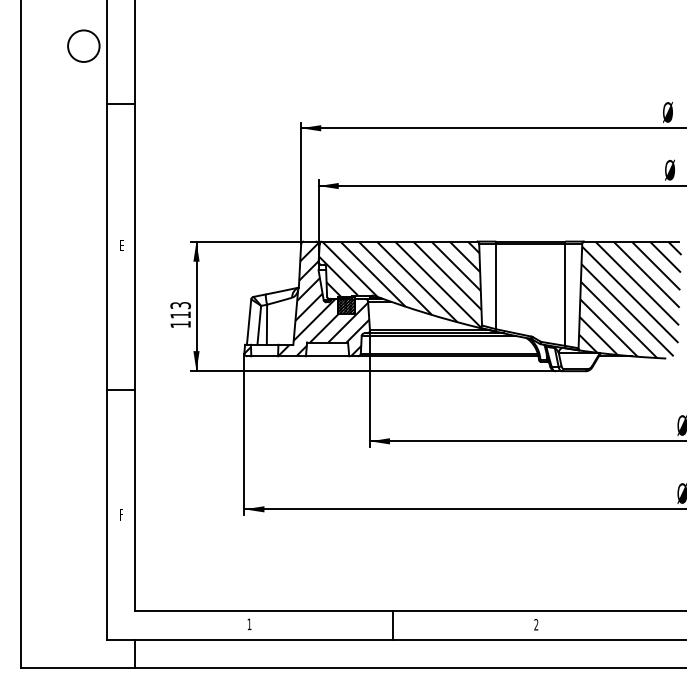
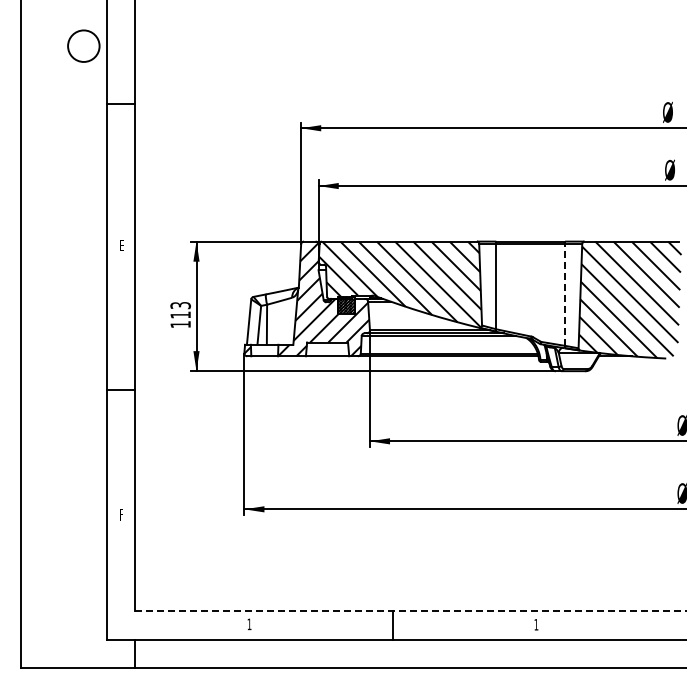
line: solid -> dashed (565, 294)
line: solid -> dashed (411, 610)
text: 2 -> 1 (536, 624)
